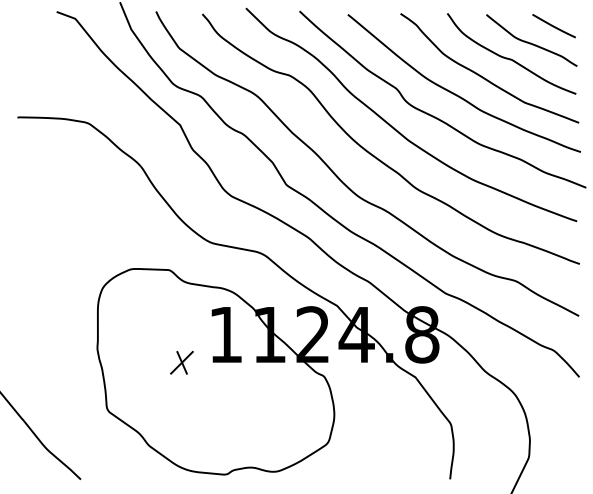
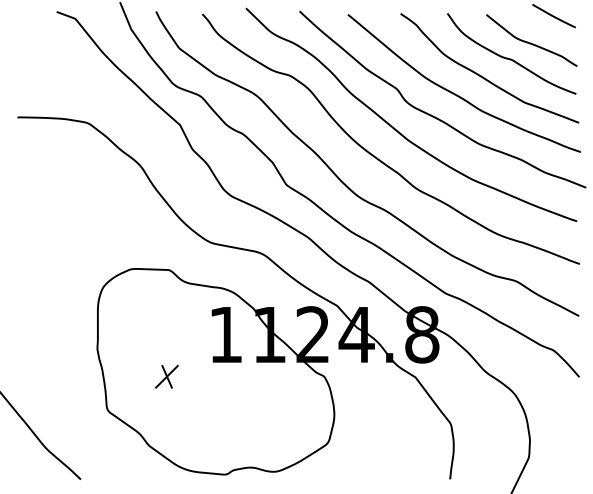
line position: (553, 26) -> (553, 16) (553, 16)
part position: (181, 362) -> (166, 376) (166, 376)
